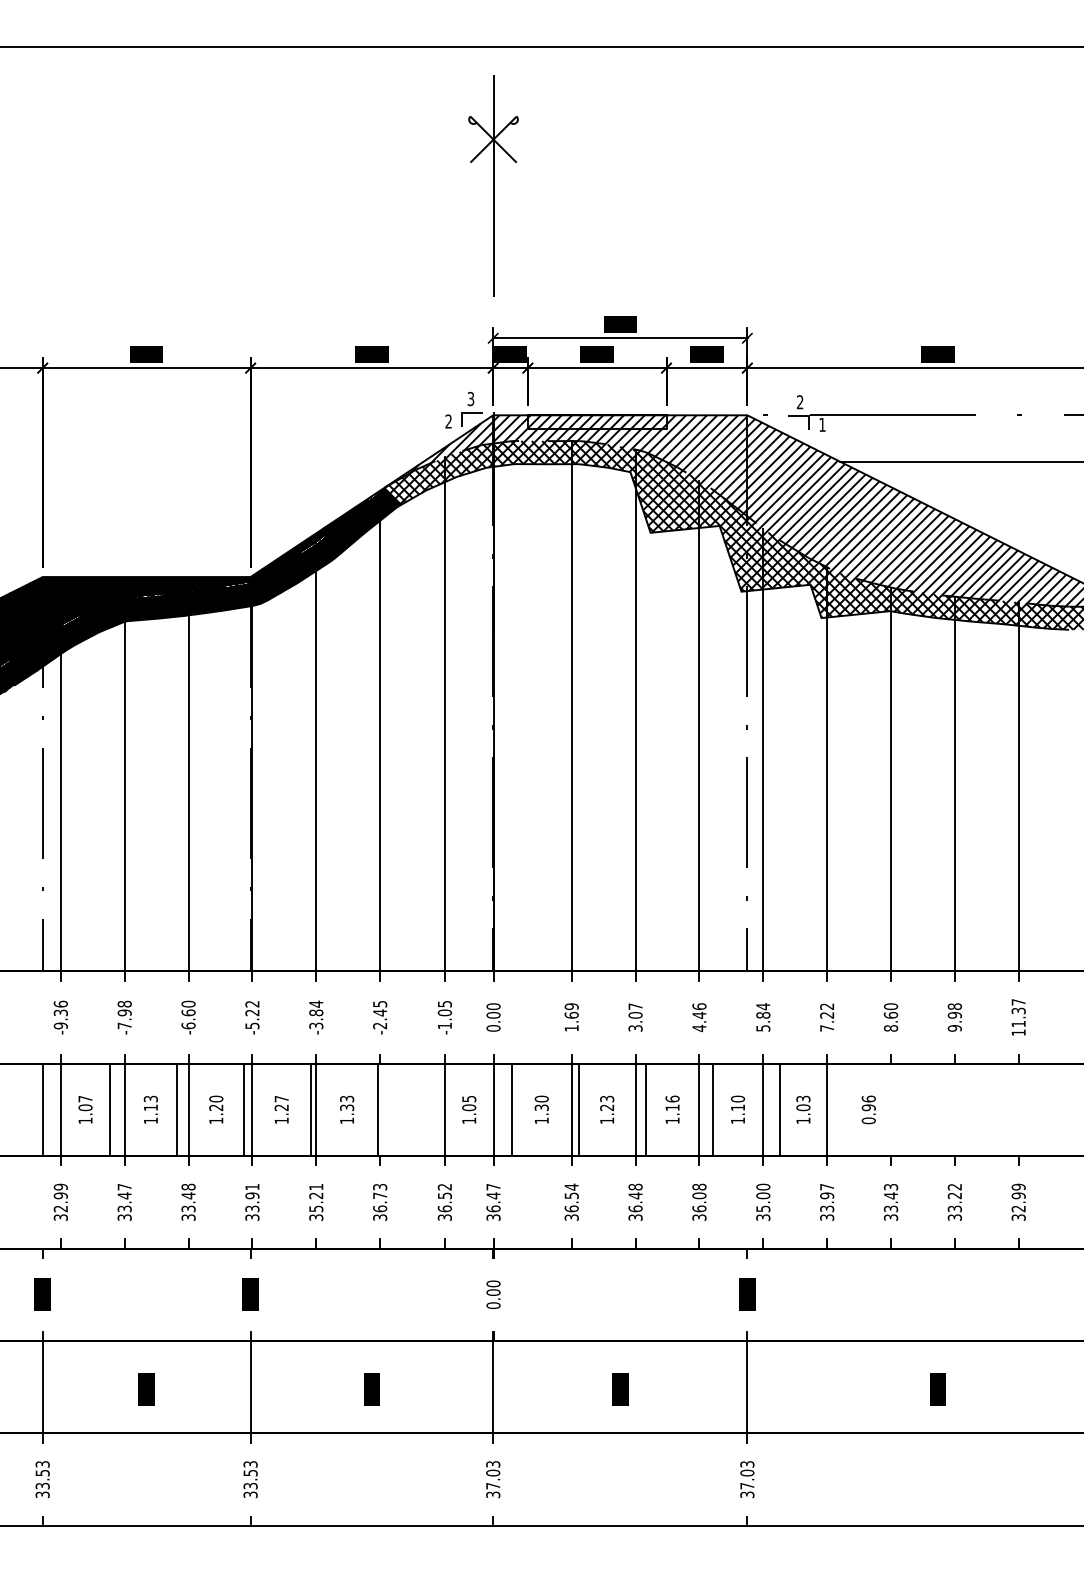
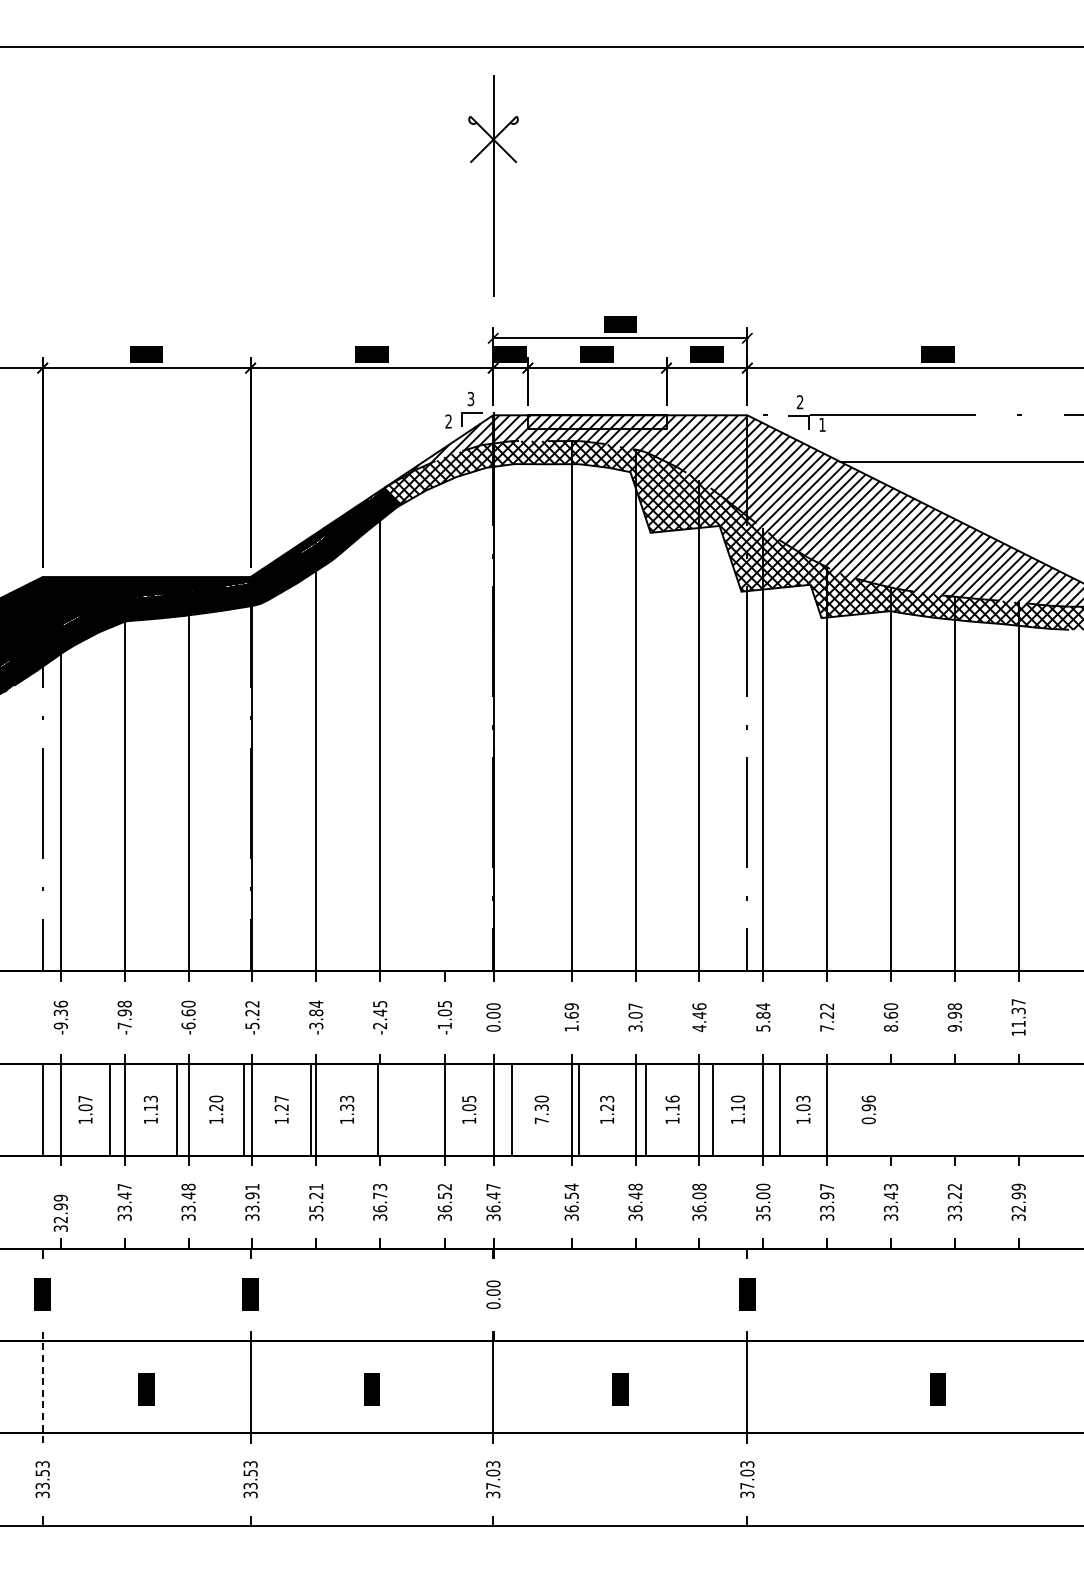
line: present -> none (444, 713)
text: 1.30 -> 7.30 (541, 1120)
text position: (60, 1201) -> (60, 1212) (60, 1212)
line: solid -> dashed (42, 1387)
